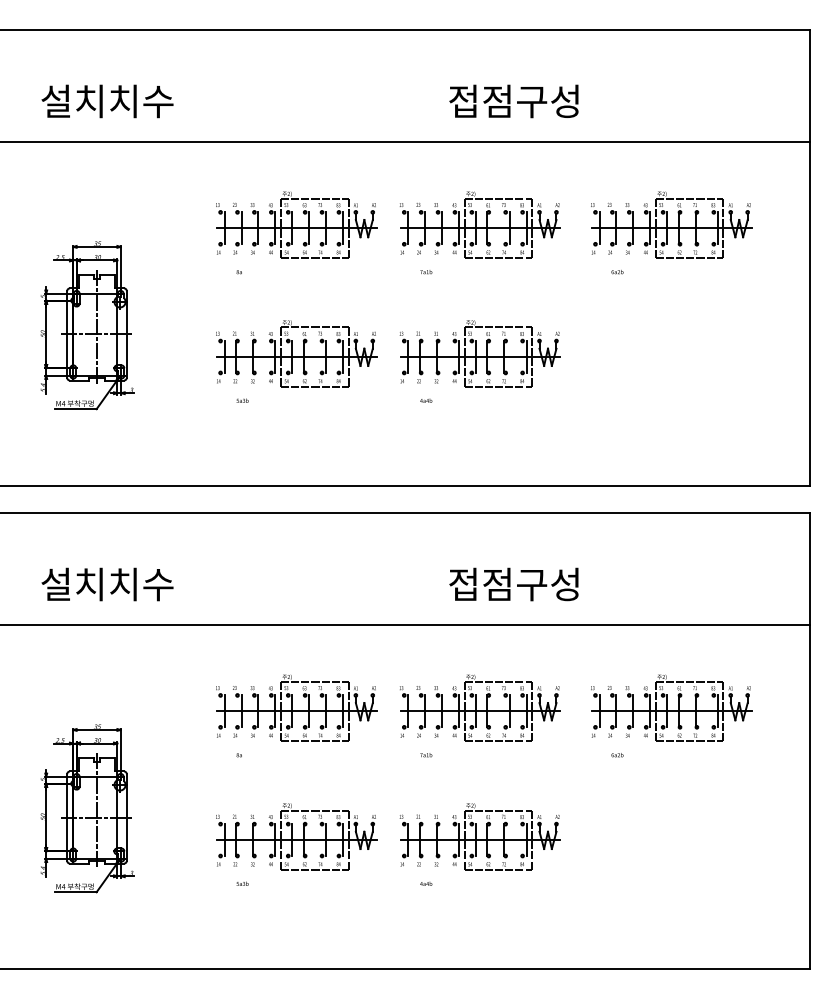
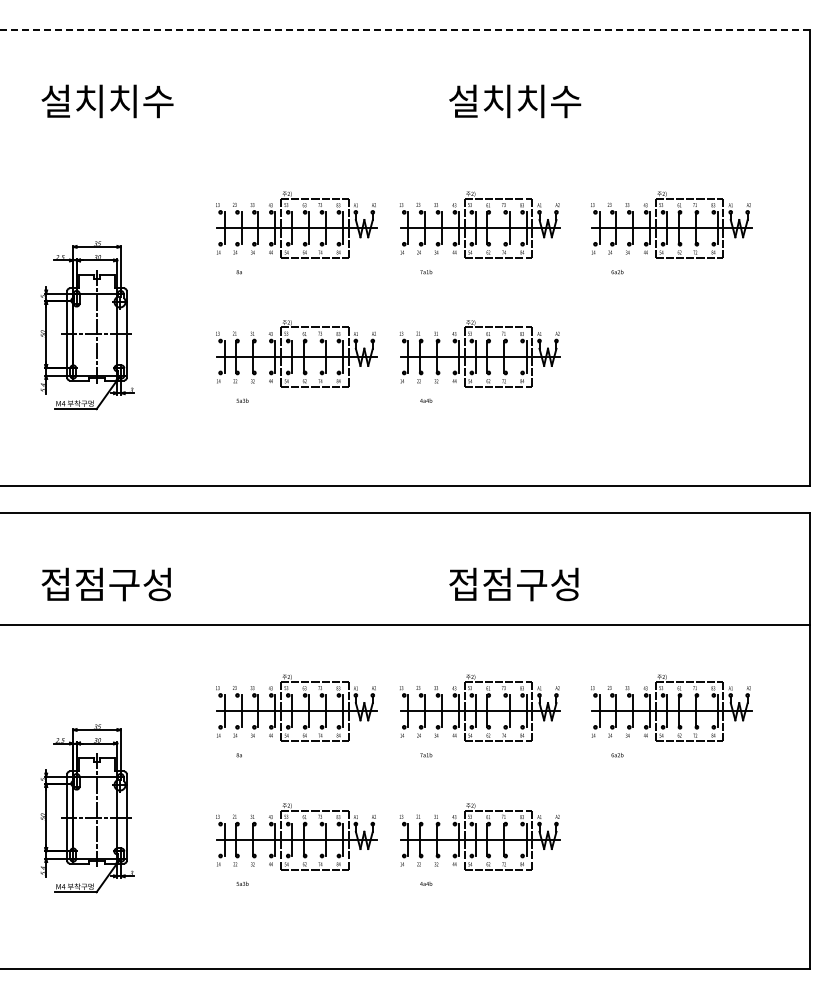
line: solid -> dashed (405, 29)
text: 접점구성 -> 설치치수 (515, 101)
line: present -> none (405, 142)
text: 설치치수 -> 접점구성 (107, 584)
